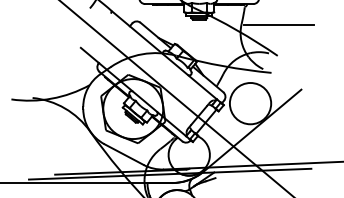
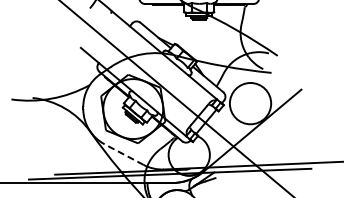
line: present -> none (279, 25)
line: solid -> dashed (123, 154)
